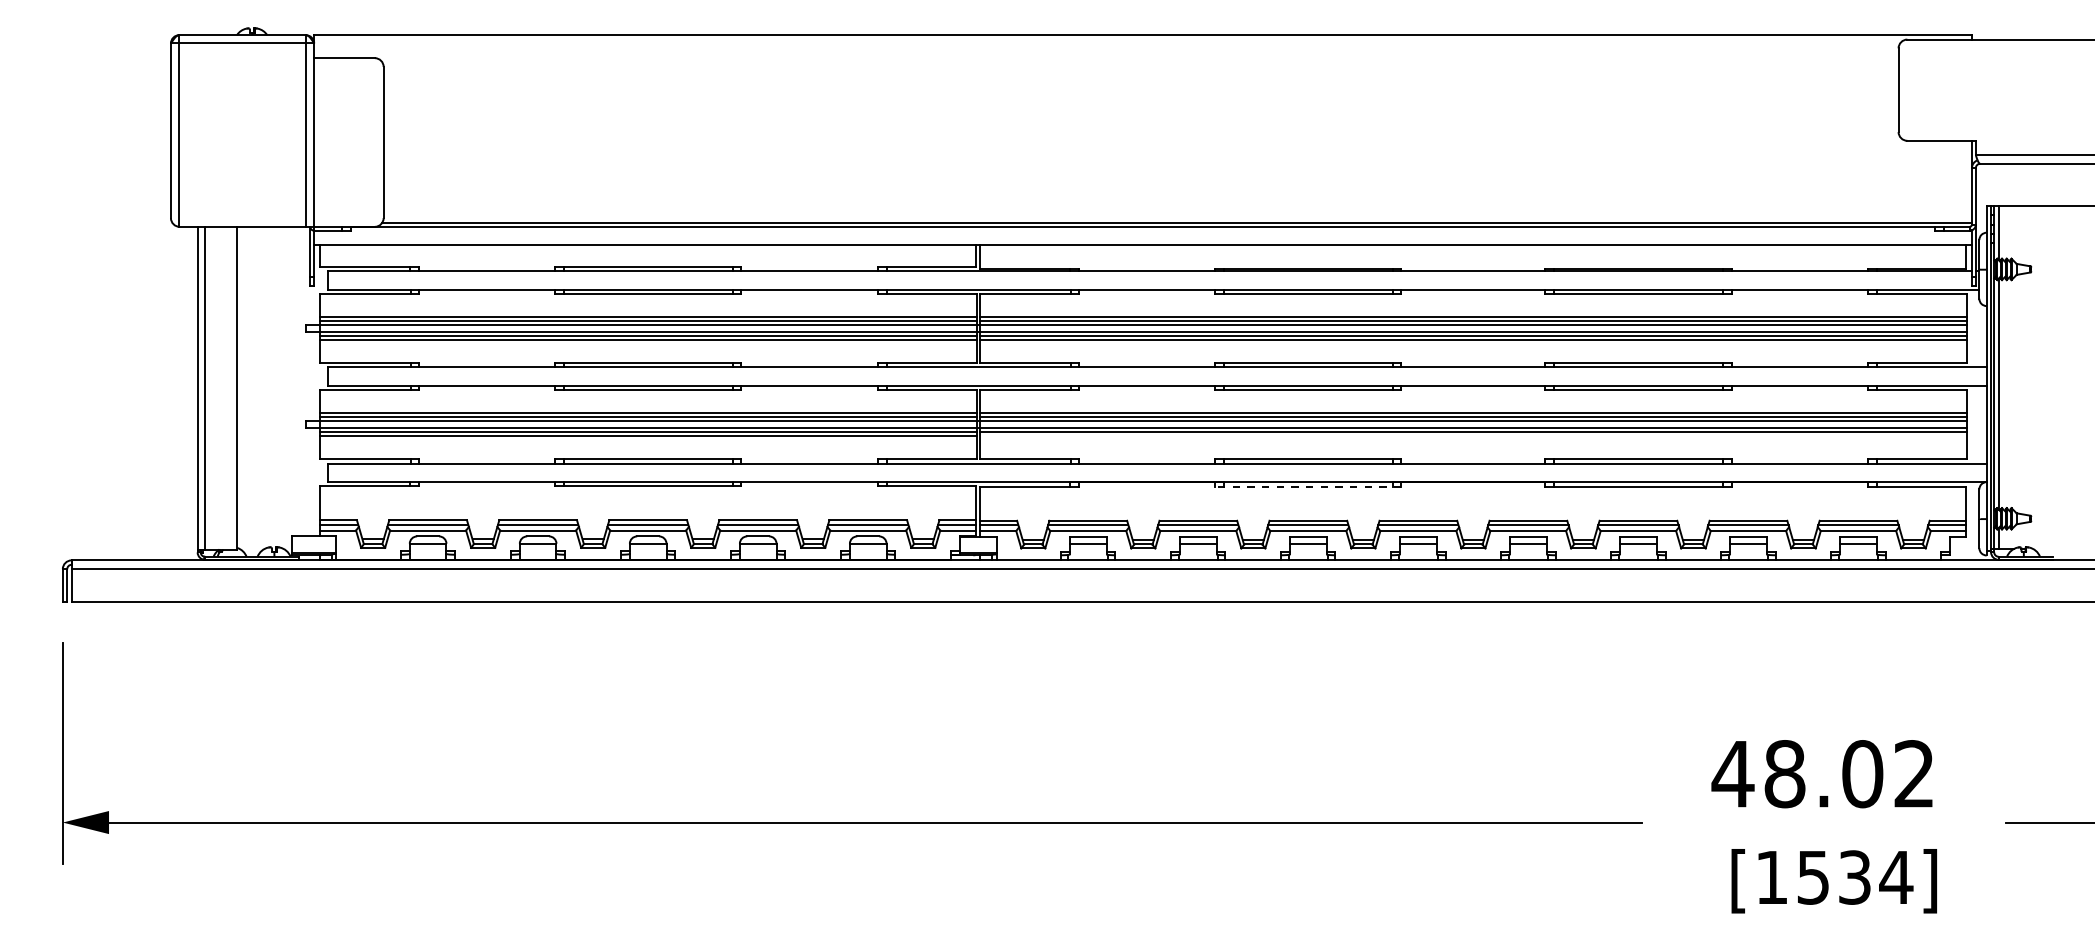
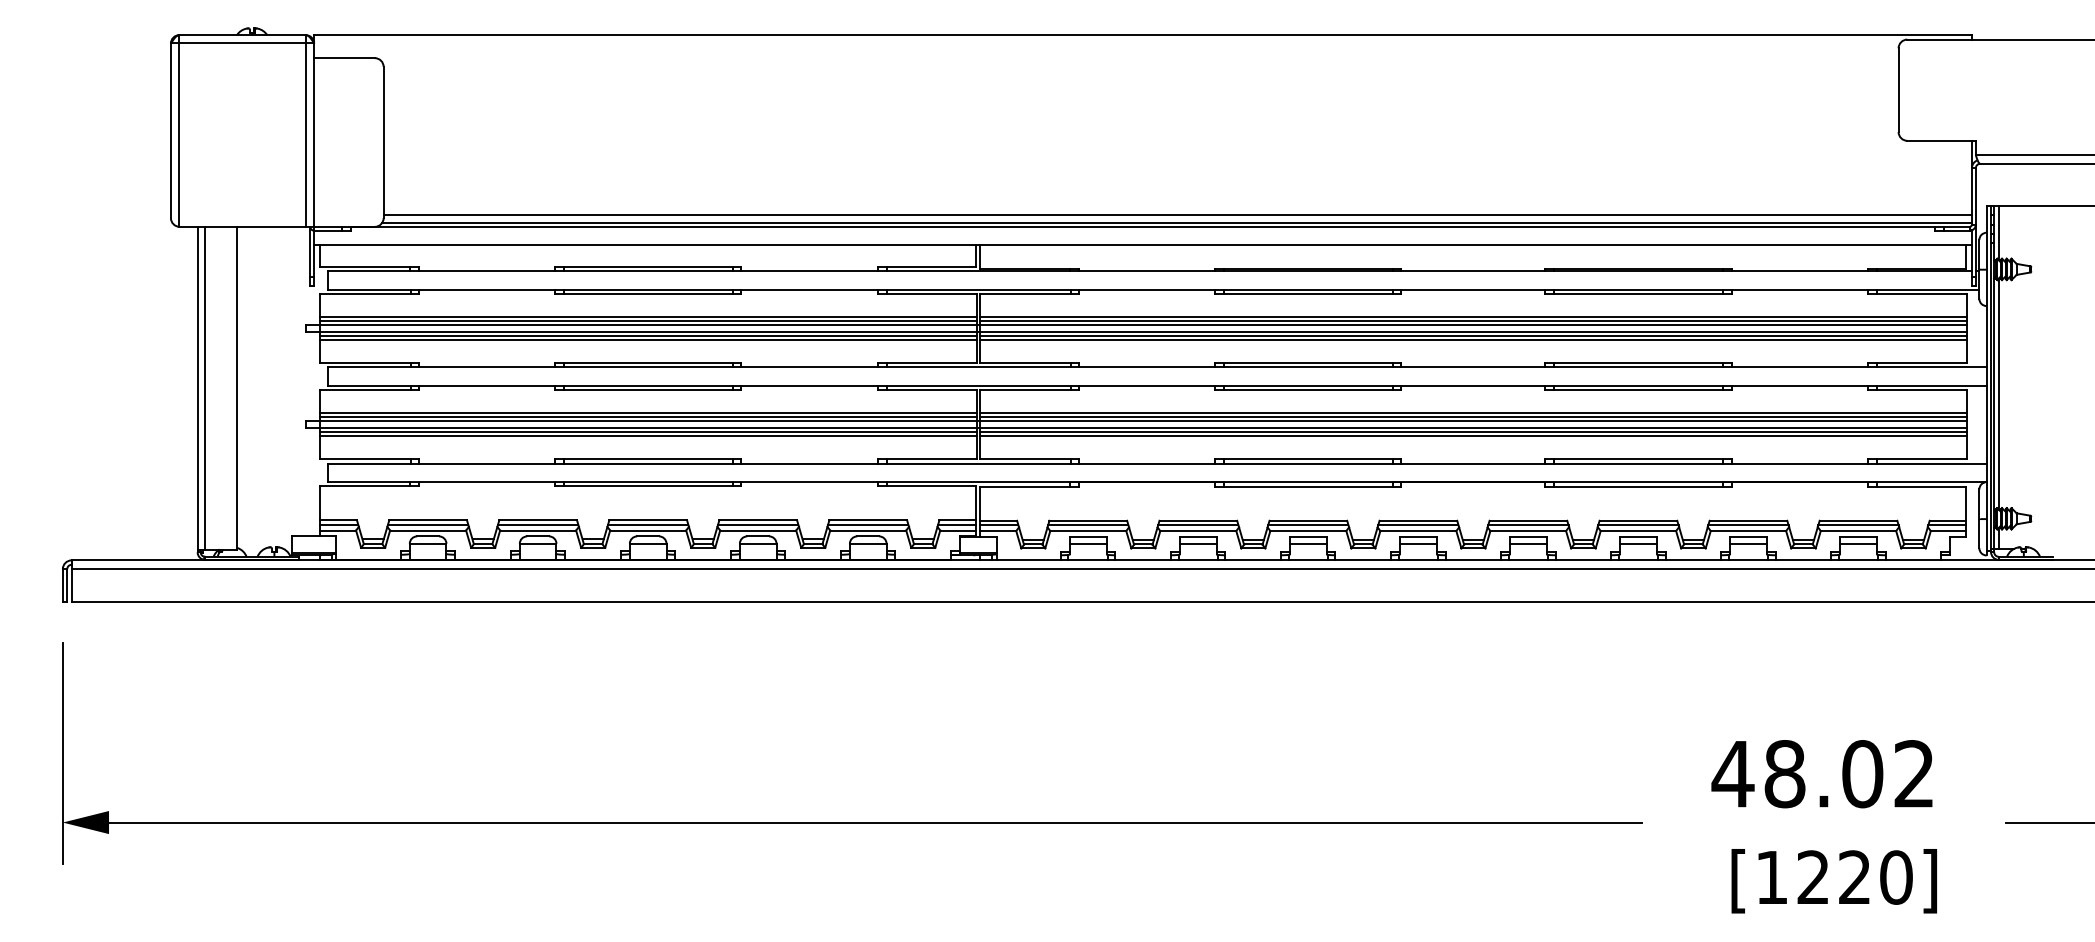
line: none -> present (1177, 214)
line: none -> present (1473, 436)
line: dashed -> solid (1307, 486)
text: [1534] -> [1220] (1855, 877)
